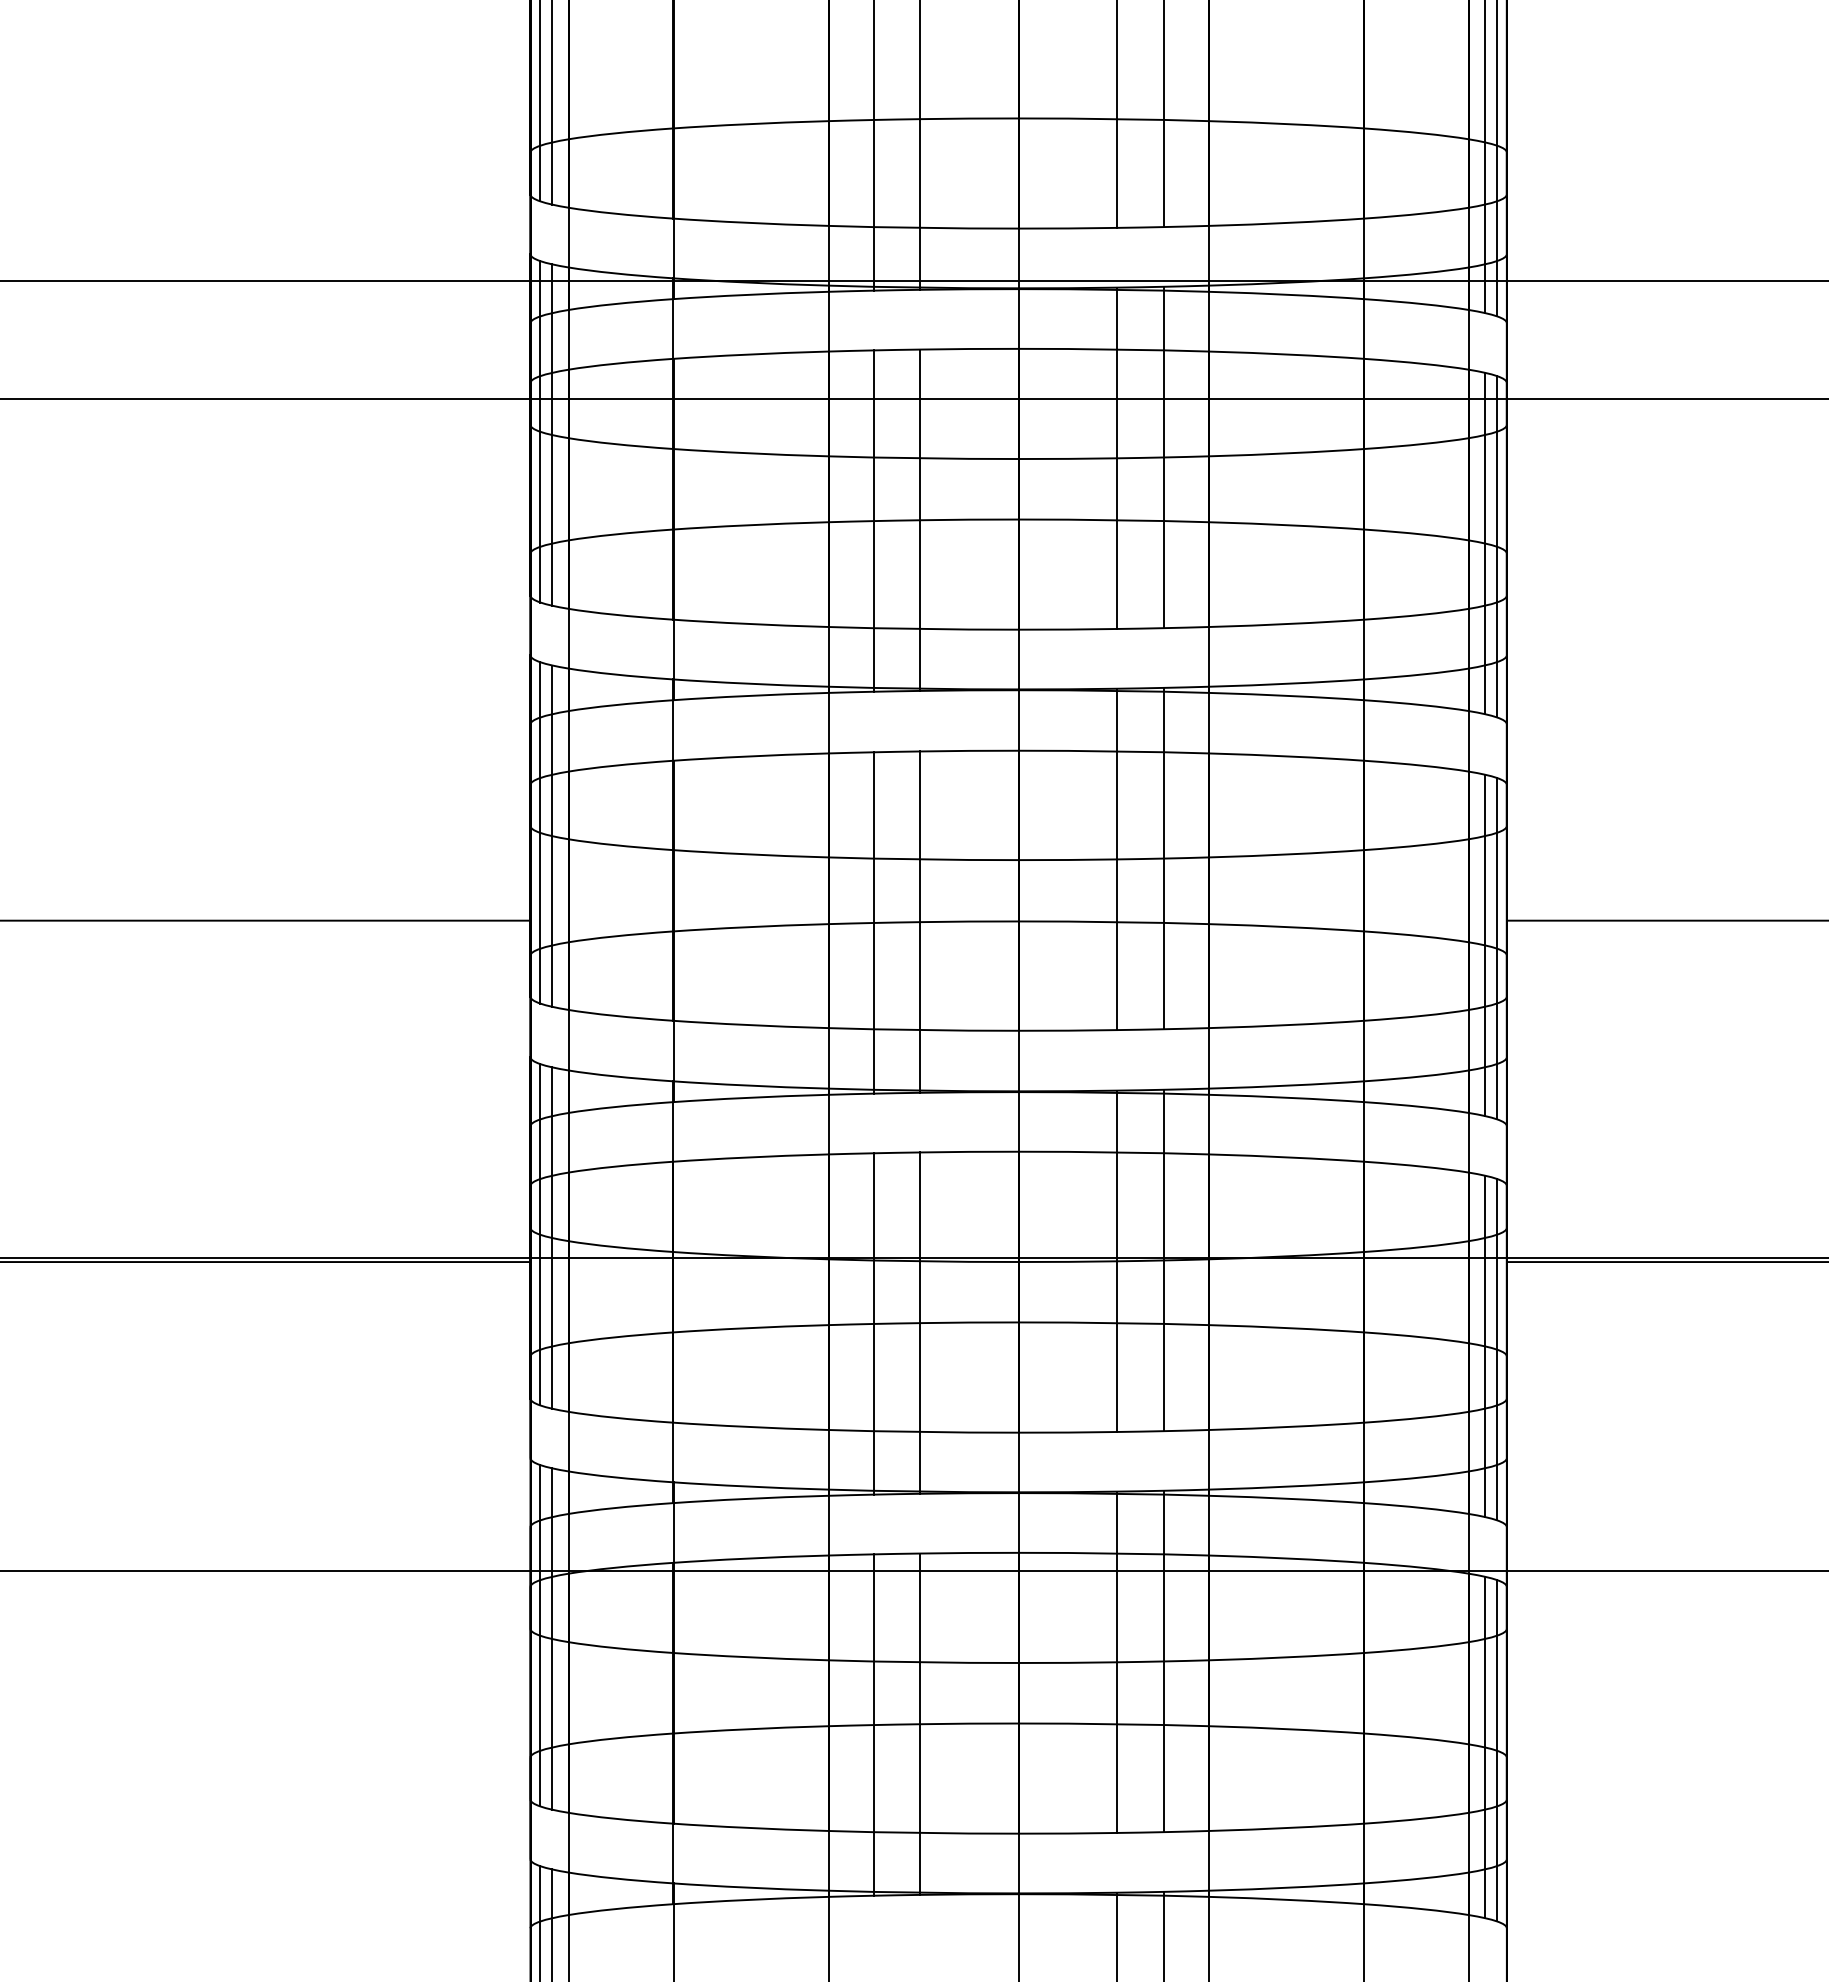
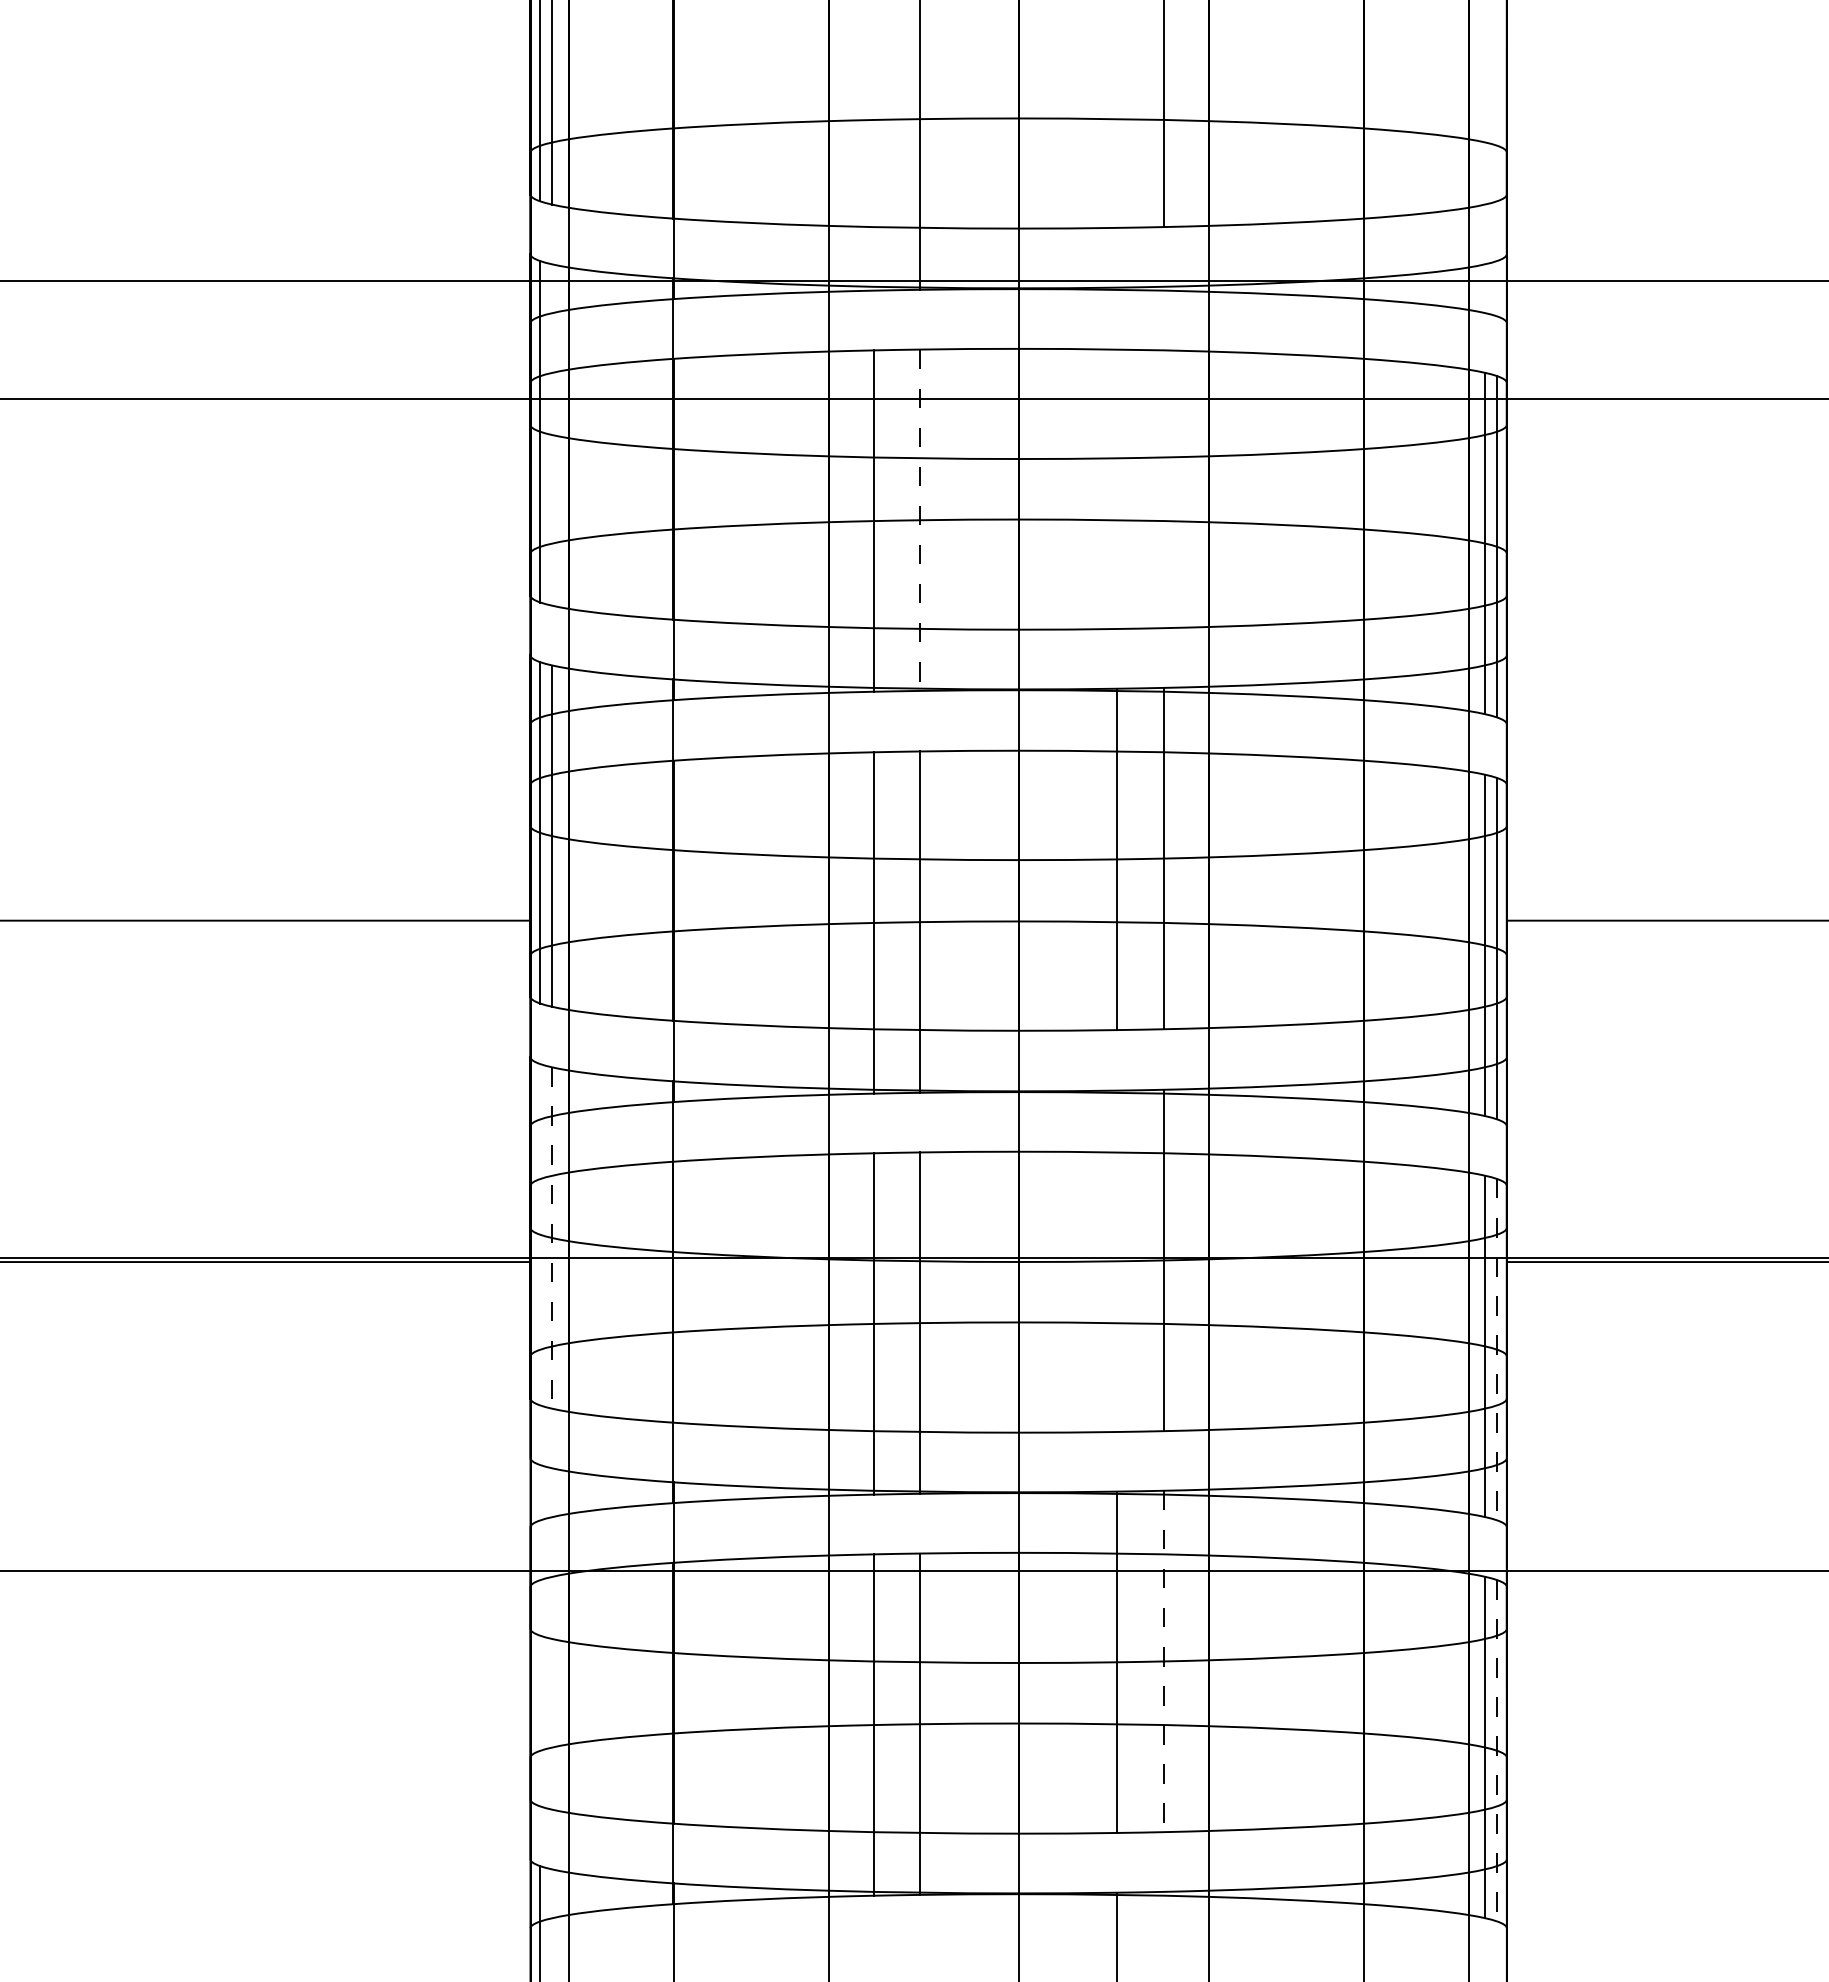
line: present -> none (1117, 114)
line: present -> none (873, 146)
line: present -> none (1484, 157)
line: present -> none (1496, 159)
line: present -> none (552, 434)
line: present -> none (1117, 457)
line: present -> none (1163, 457)
line: solid -> dashed (920, 520)
line: present -> none (540, 1234)
line: solid -> dashed (552, 1238)
line: present -> none (1117, 1260)
line: solid -> dashed (1496, 1349)
line: present -> none (540, 1635)
line: present -> none (552, 1638)
line: solid -> dashed (1163, 1661)
line: solid -> dashed (1496, 1750)
line: present -> none (552, 1923)
line: present -> none (1163, 1934)
